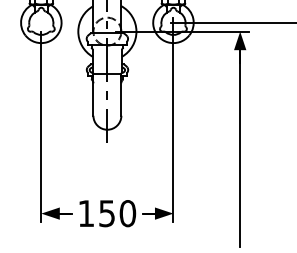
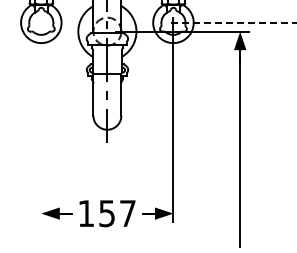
line: solid -> dashed (233, 22)
line: present -> none (41, 126)
text: 150 -> 157 (127, 213)
